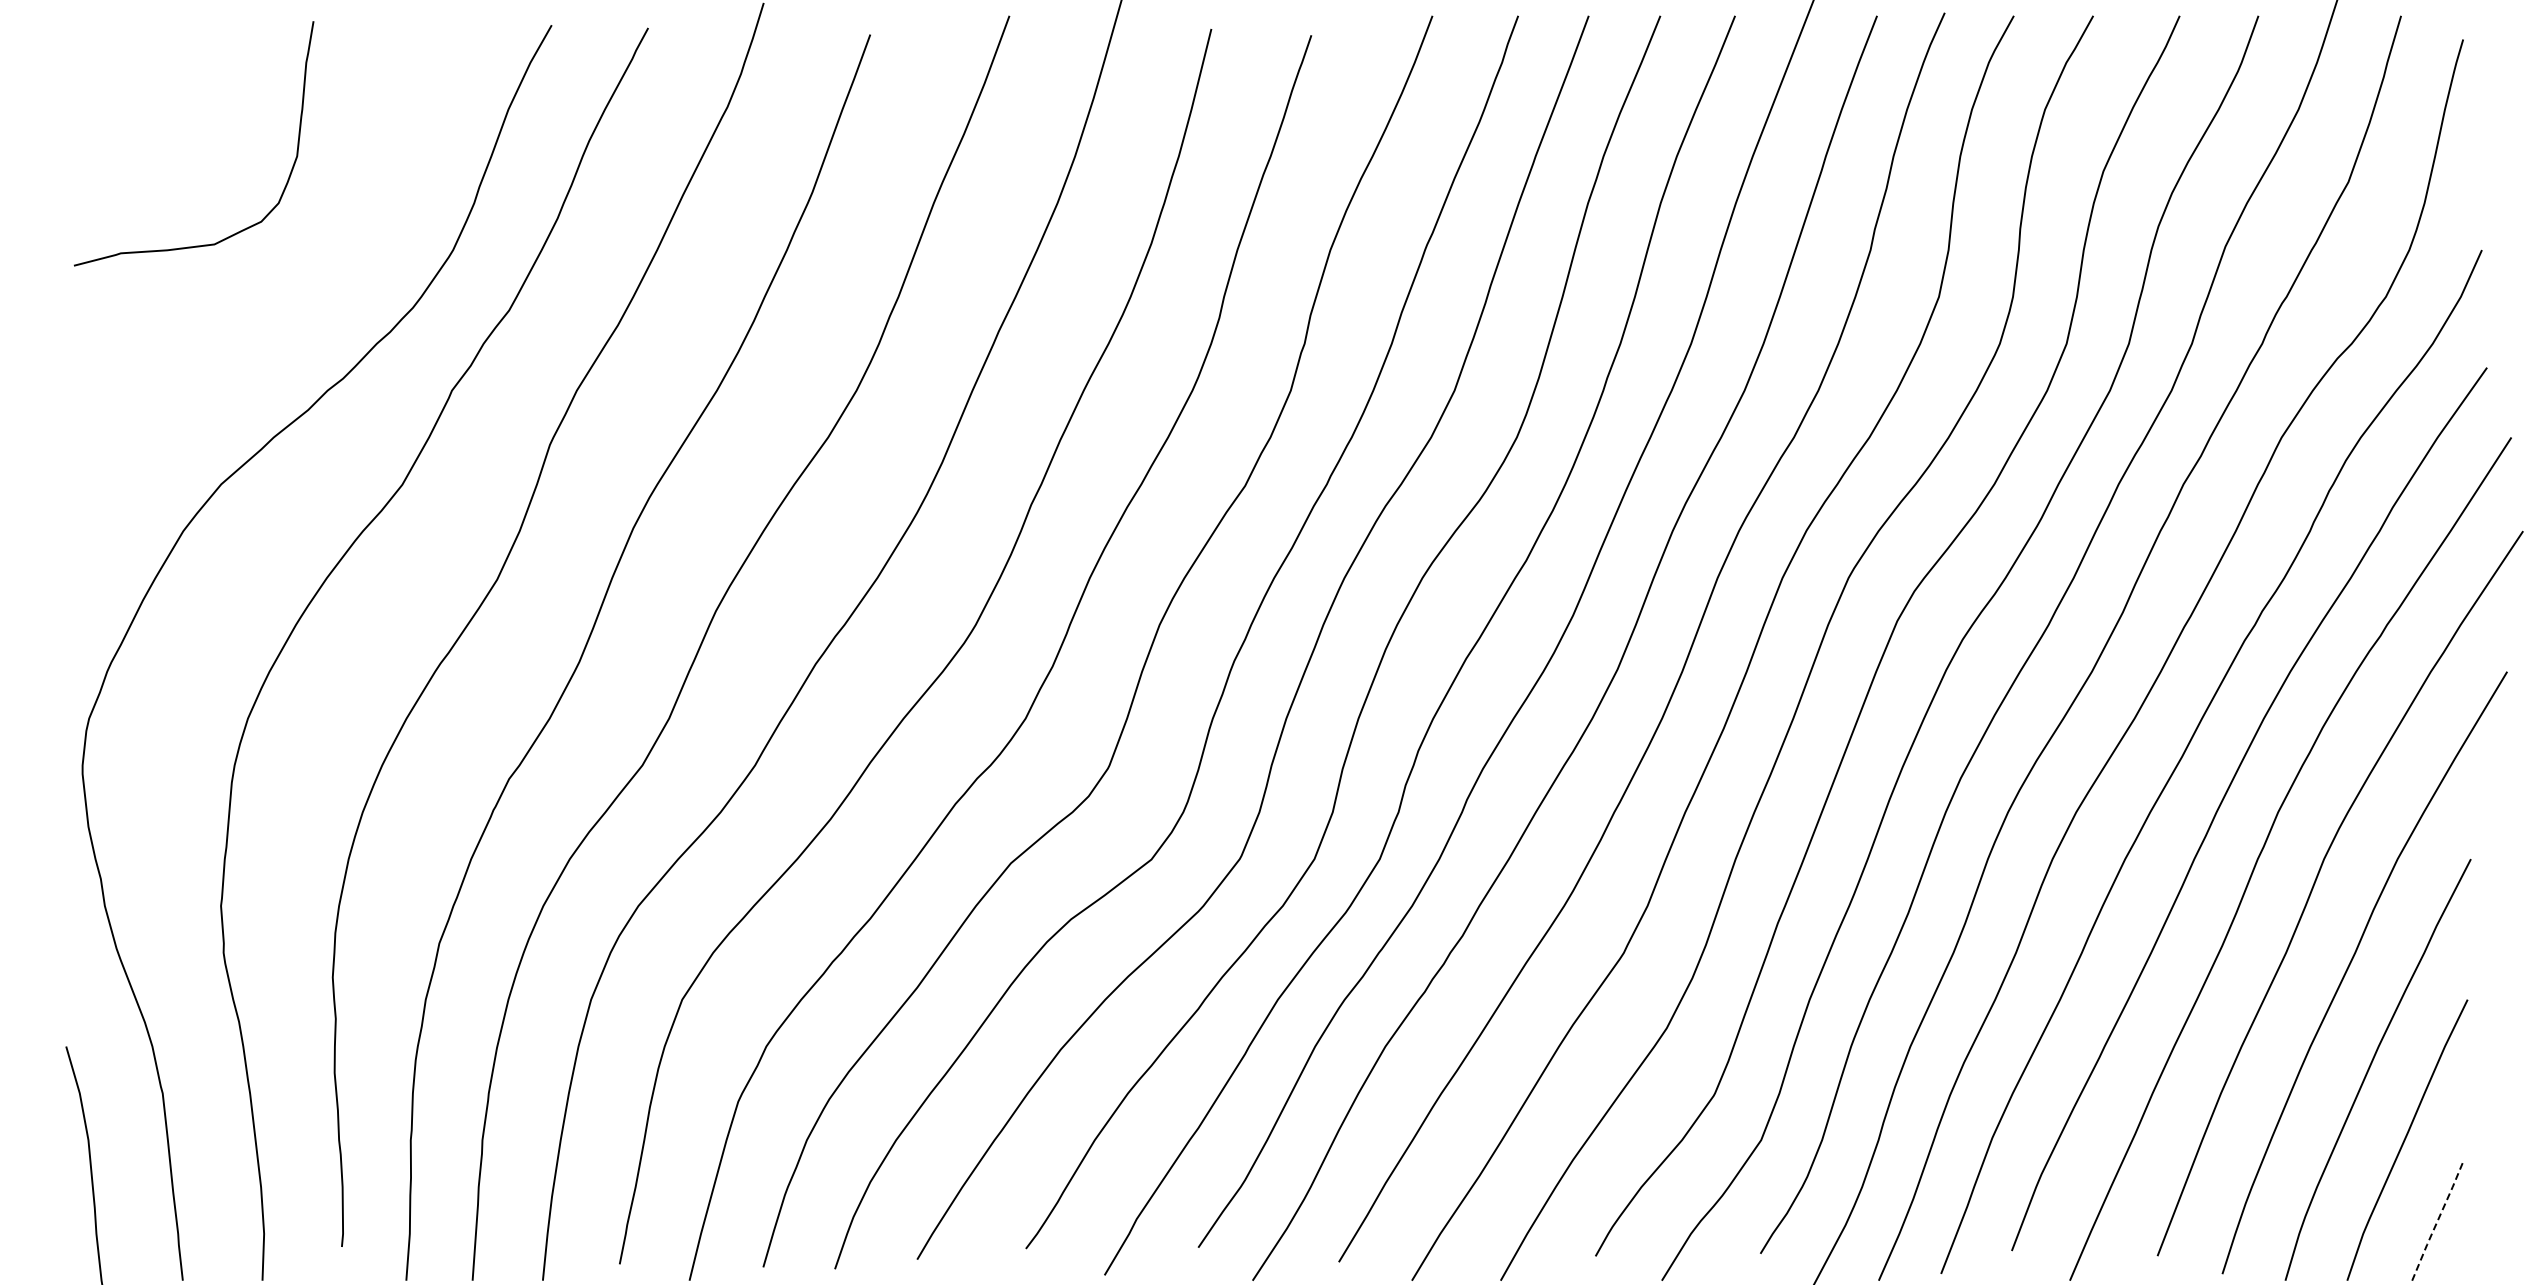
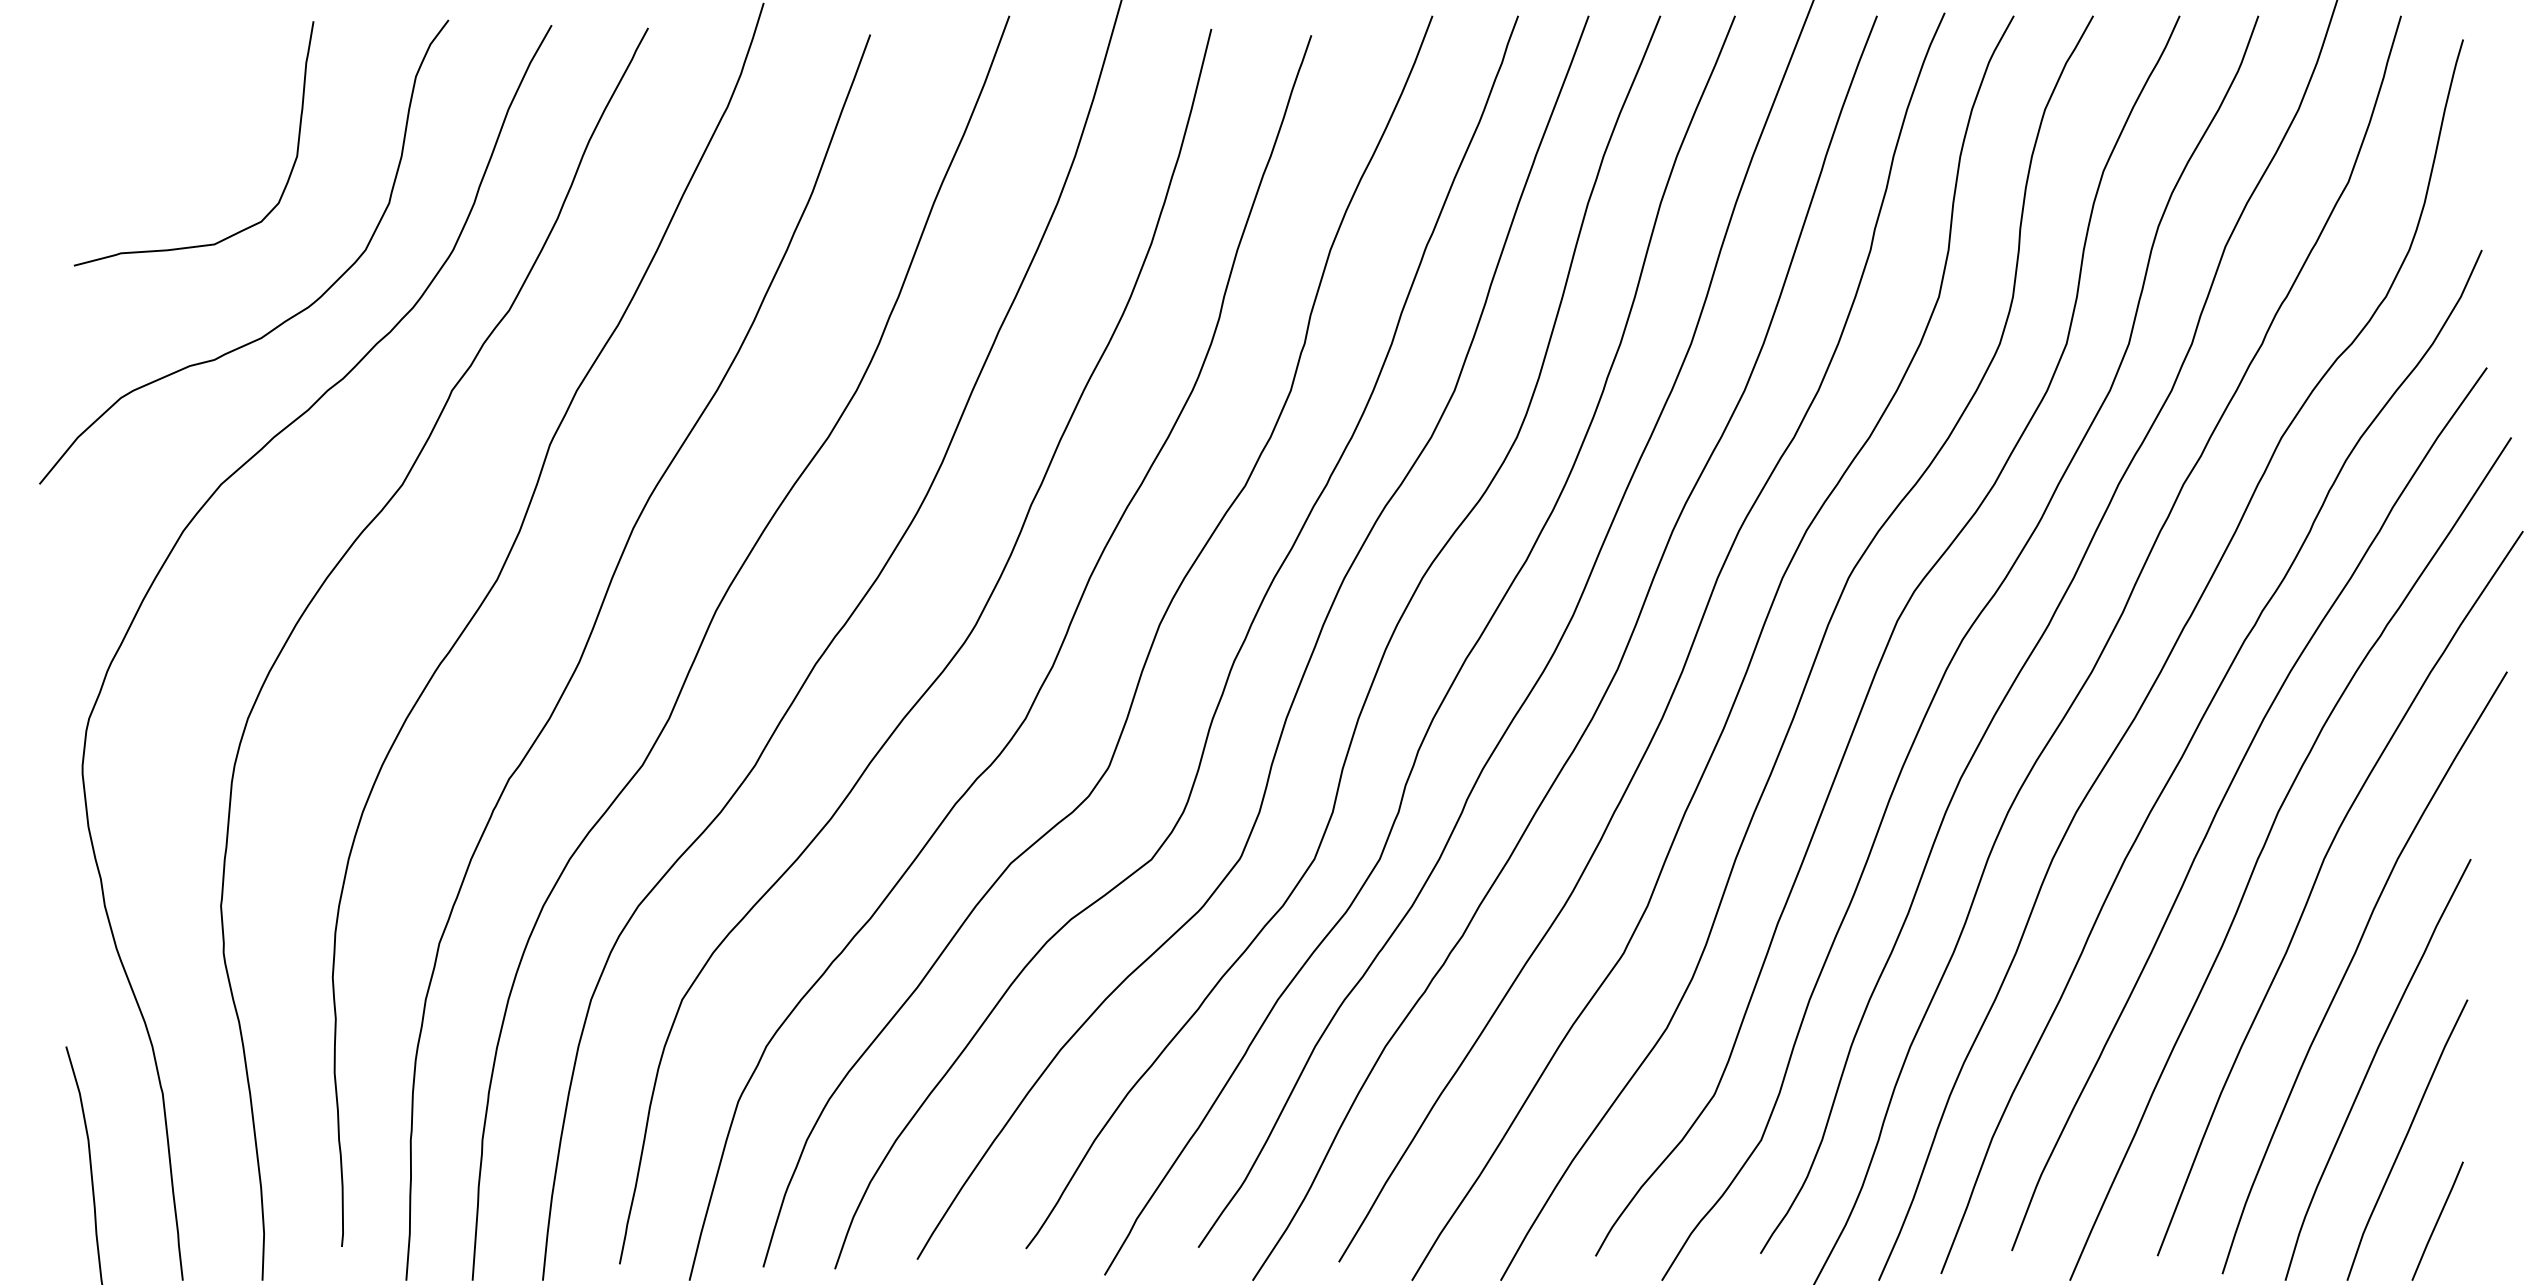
curve: none -> present (289, 317)
line: dashed -> solid (2437, 1221)
